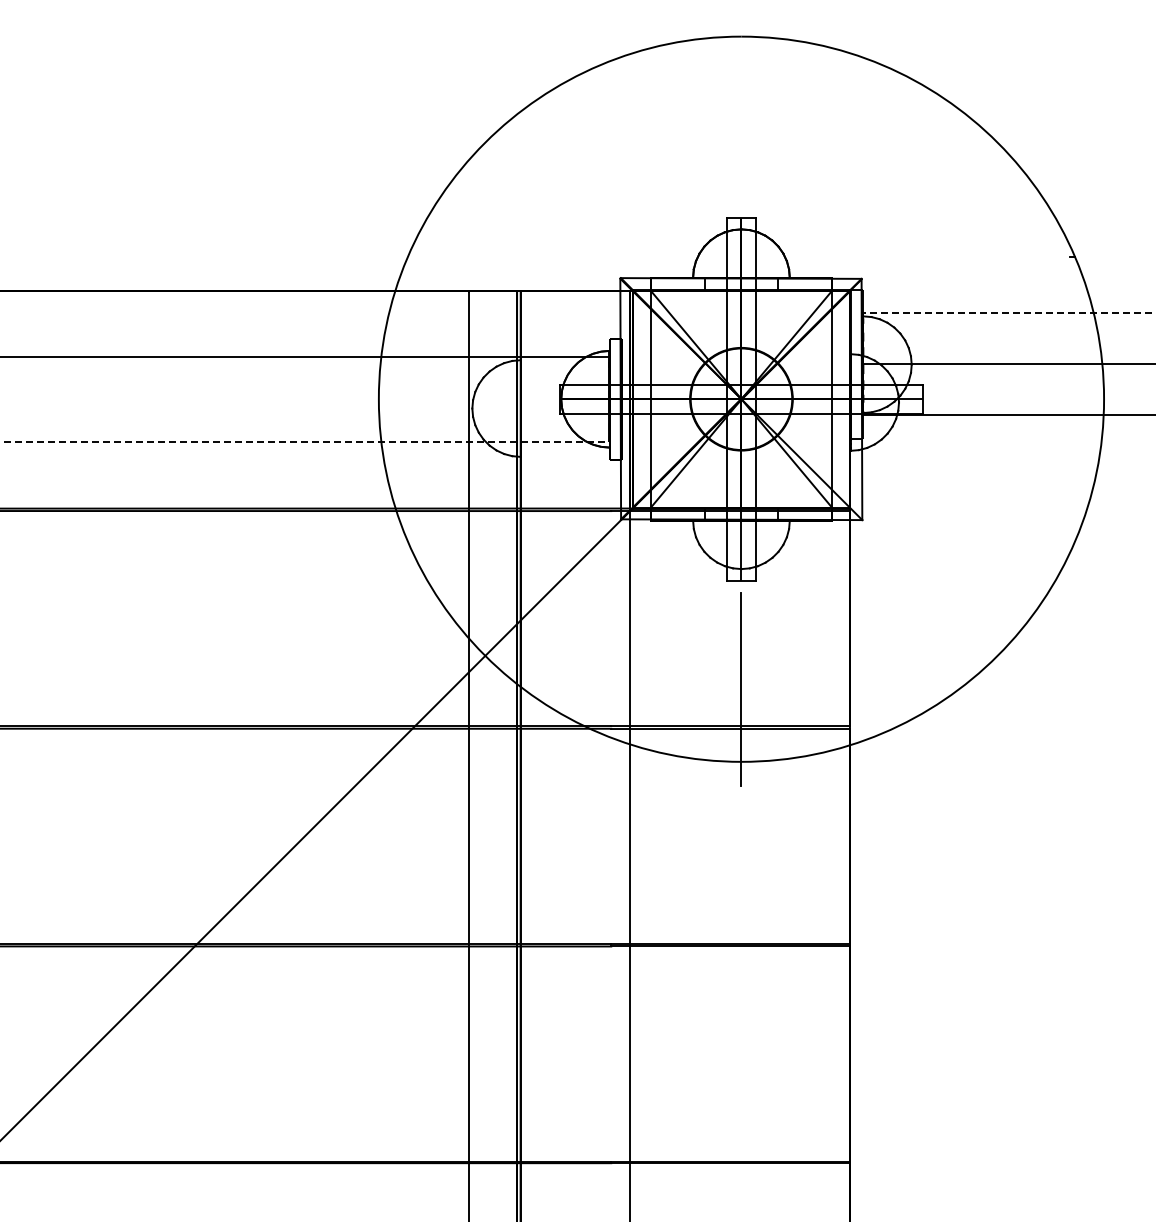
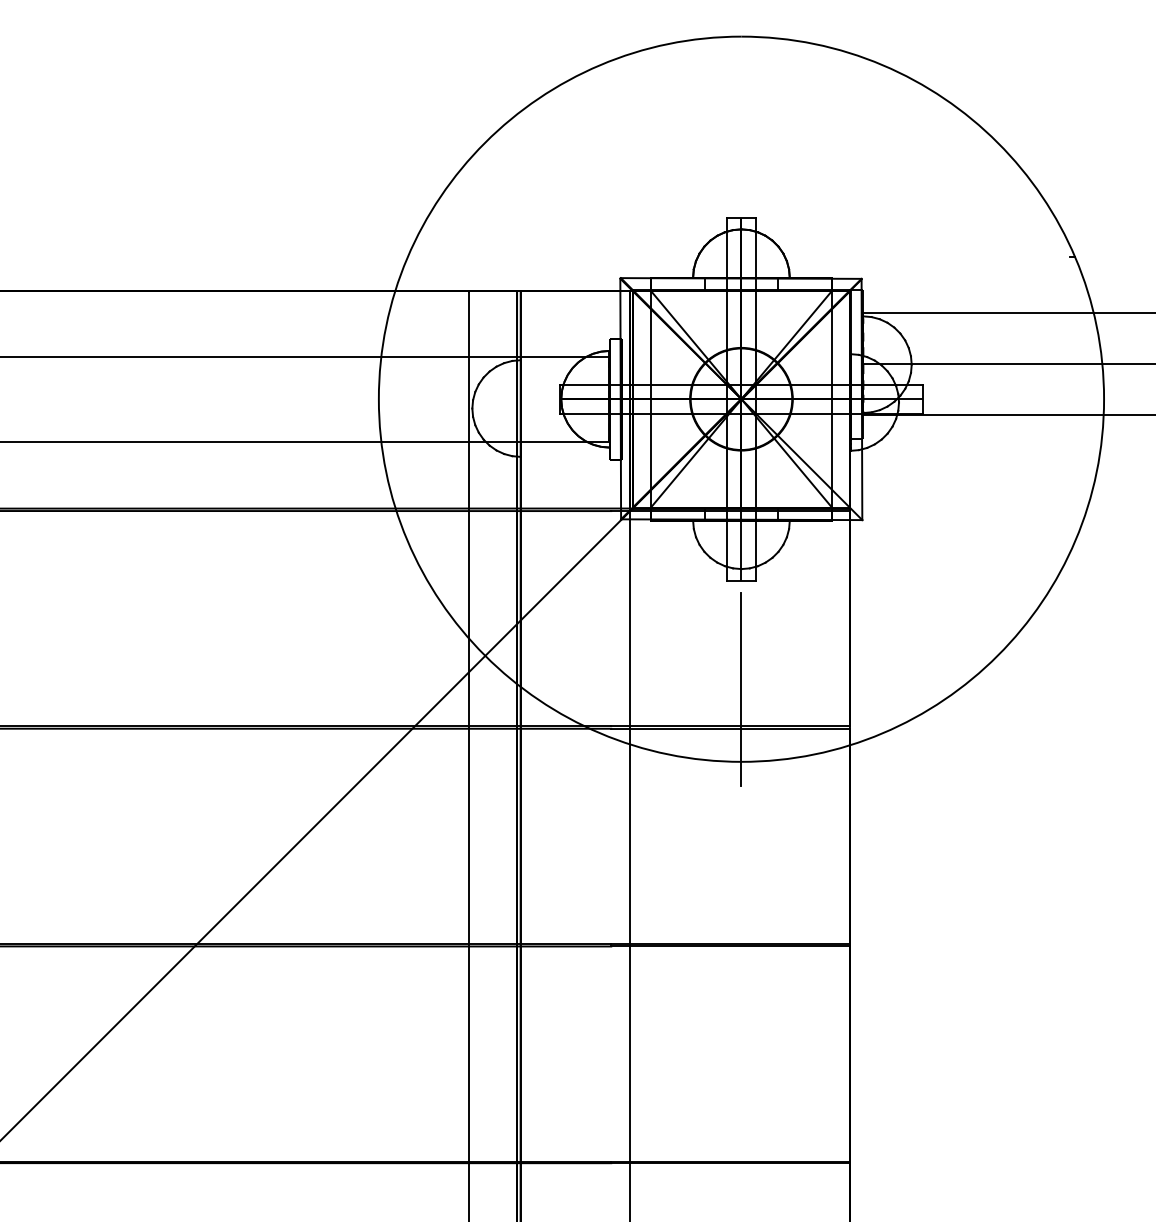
line: dashed -> solid (1008, 313)
line: dashed -> solid (305, 441)
